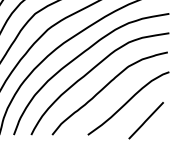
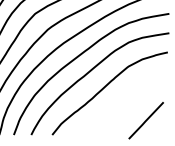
curve: present -> none (128, 102)
